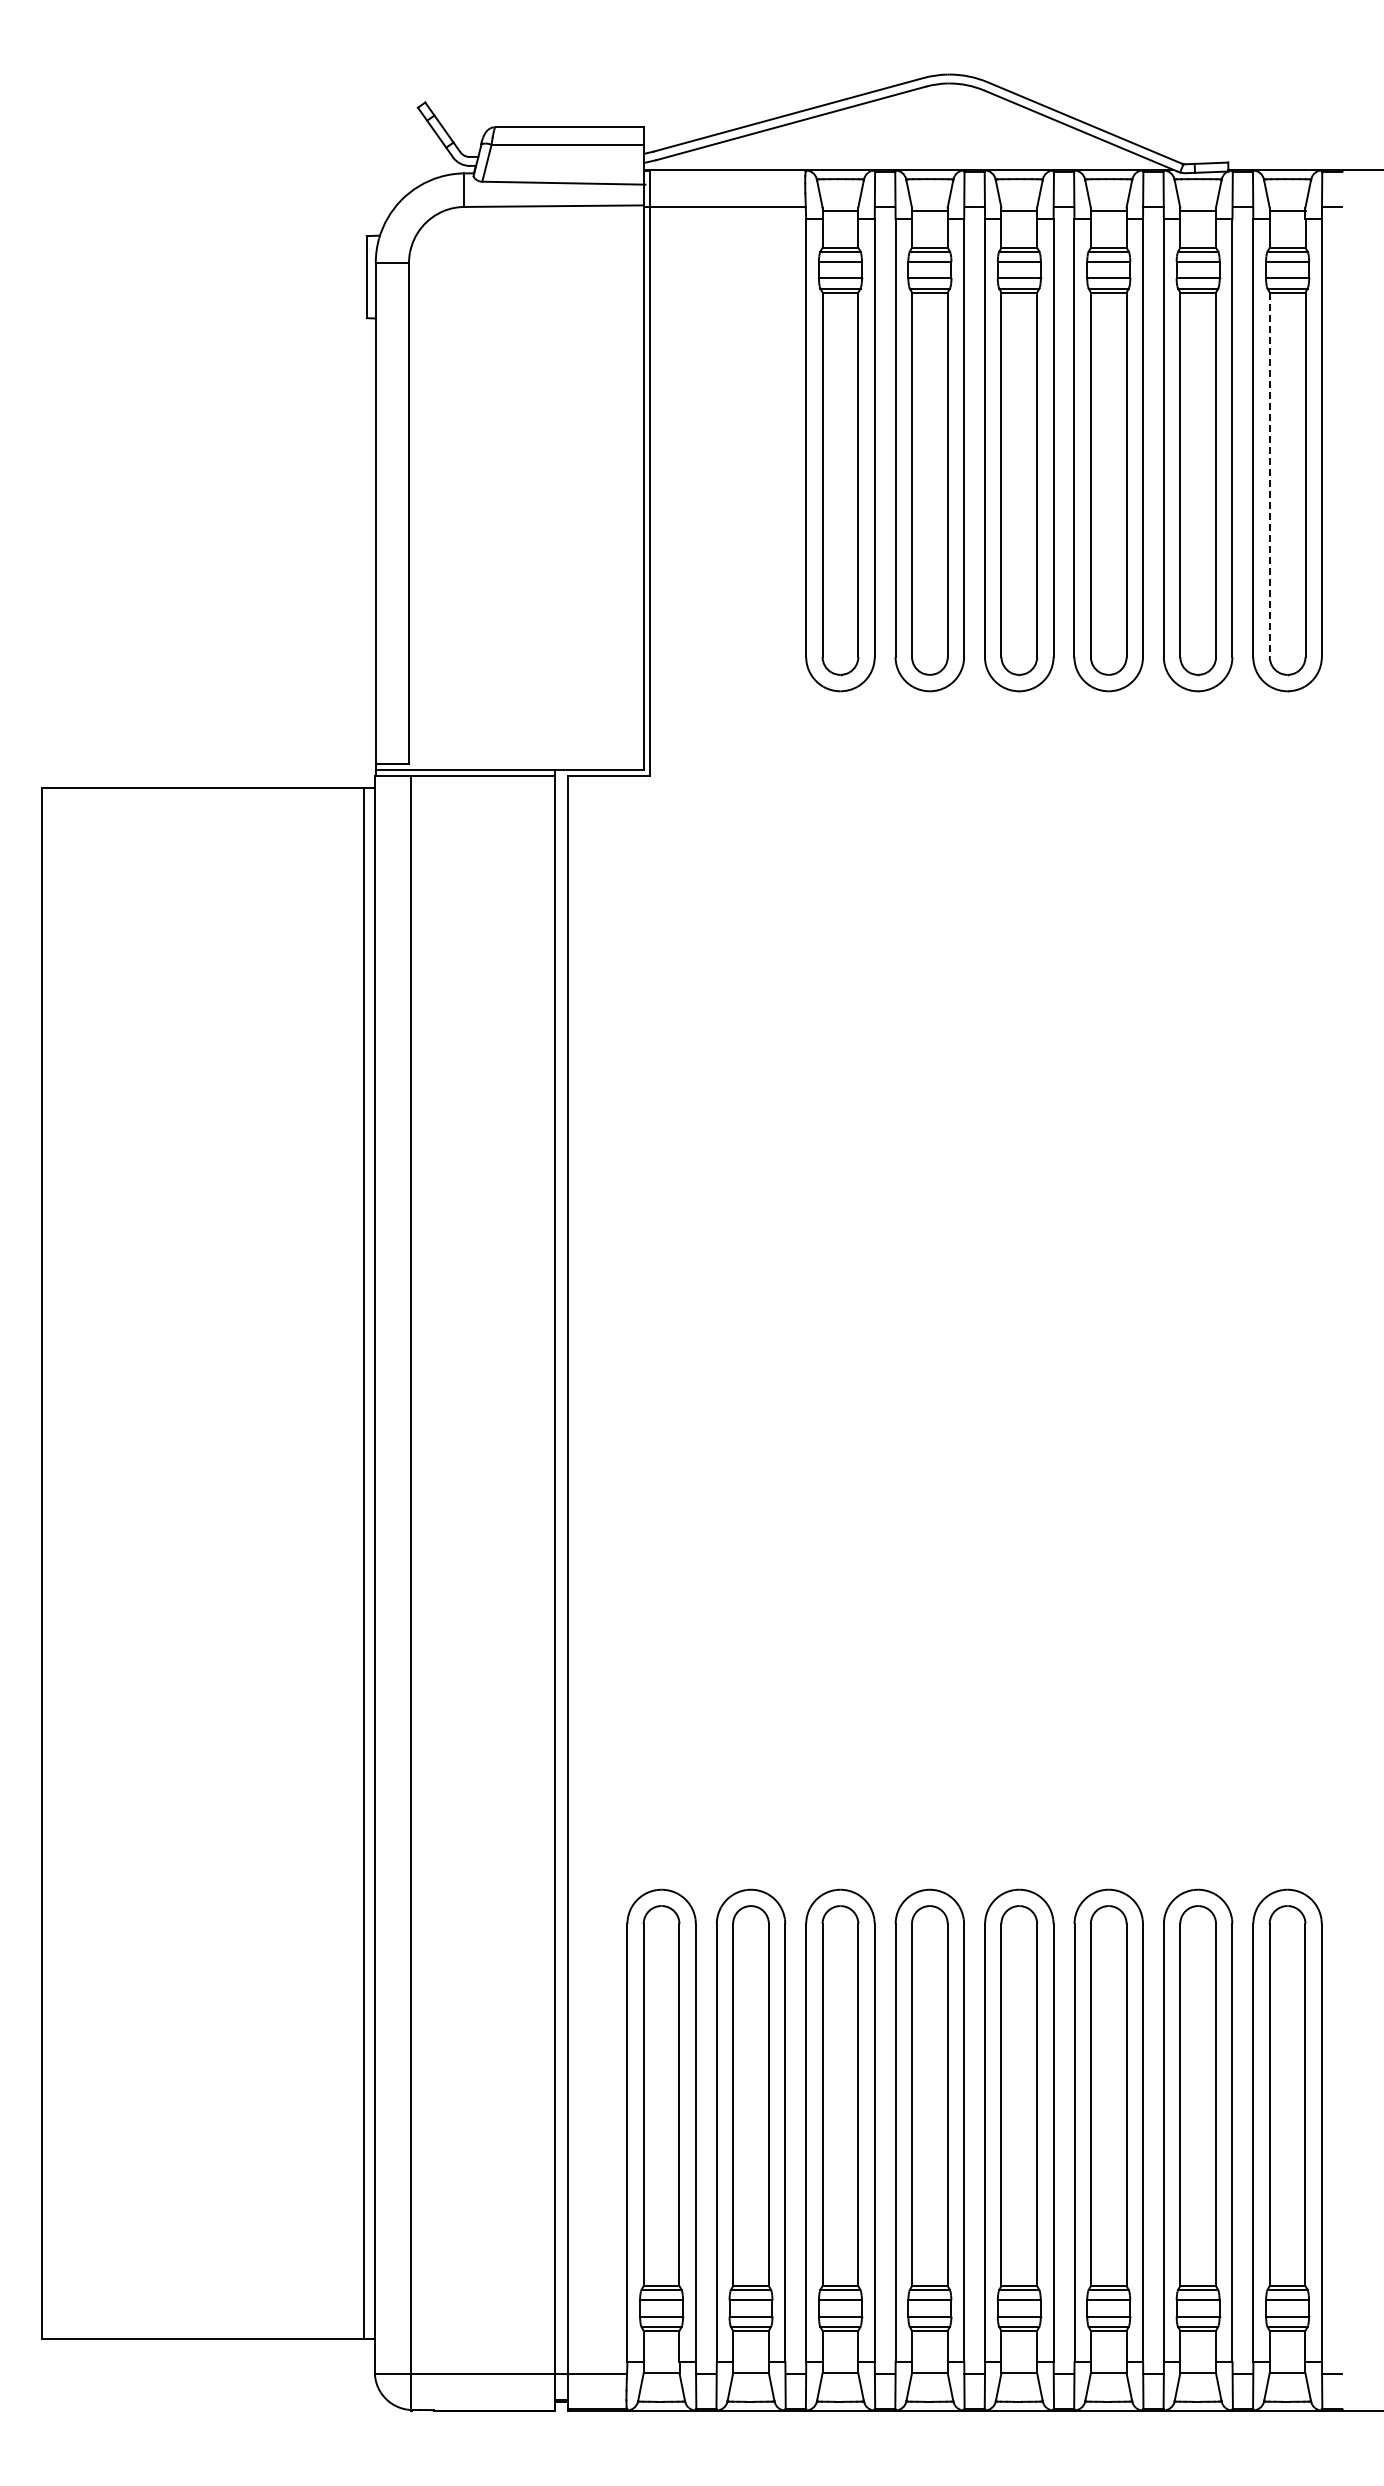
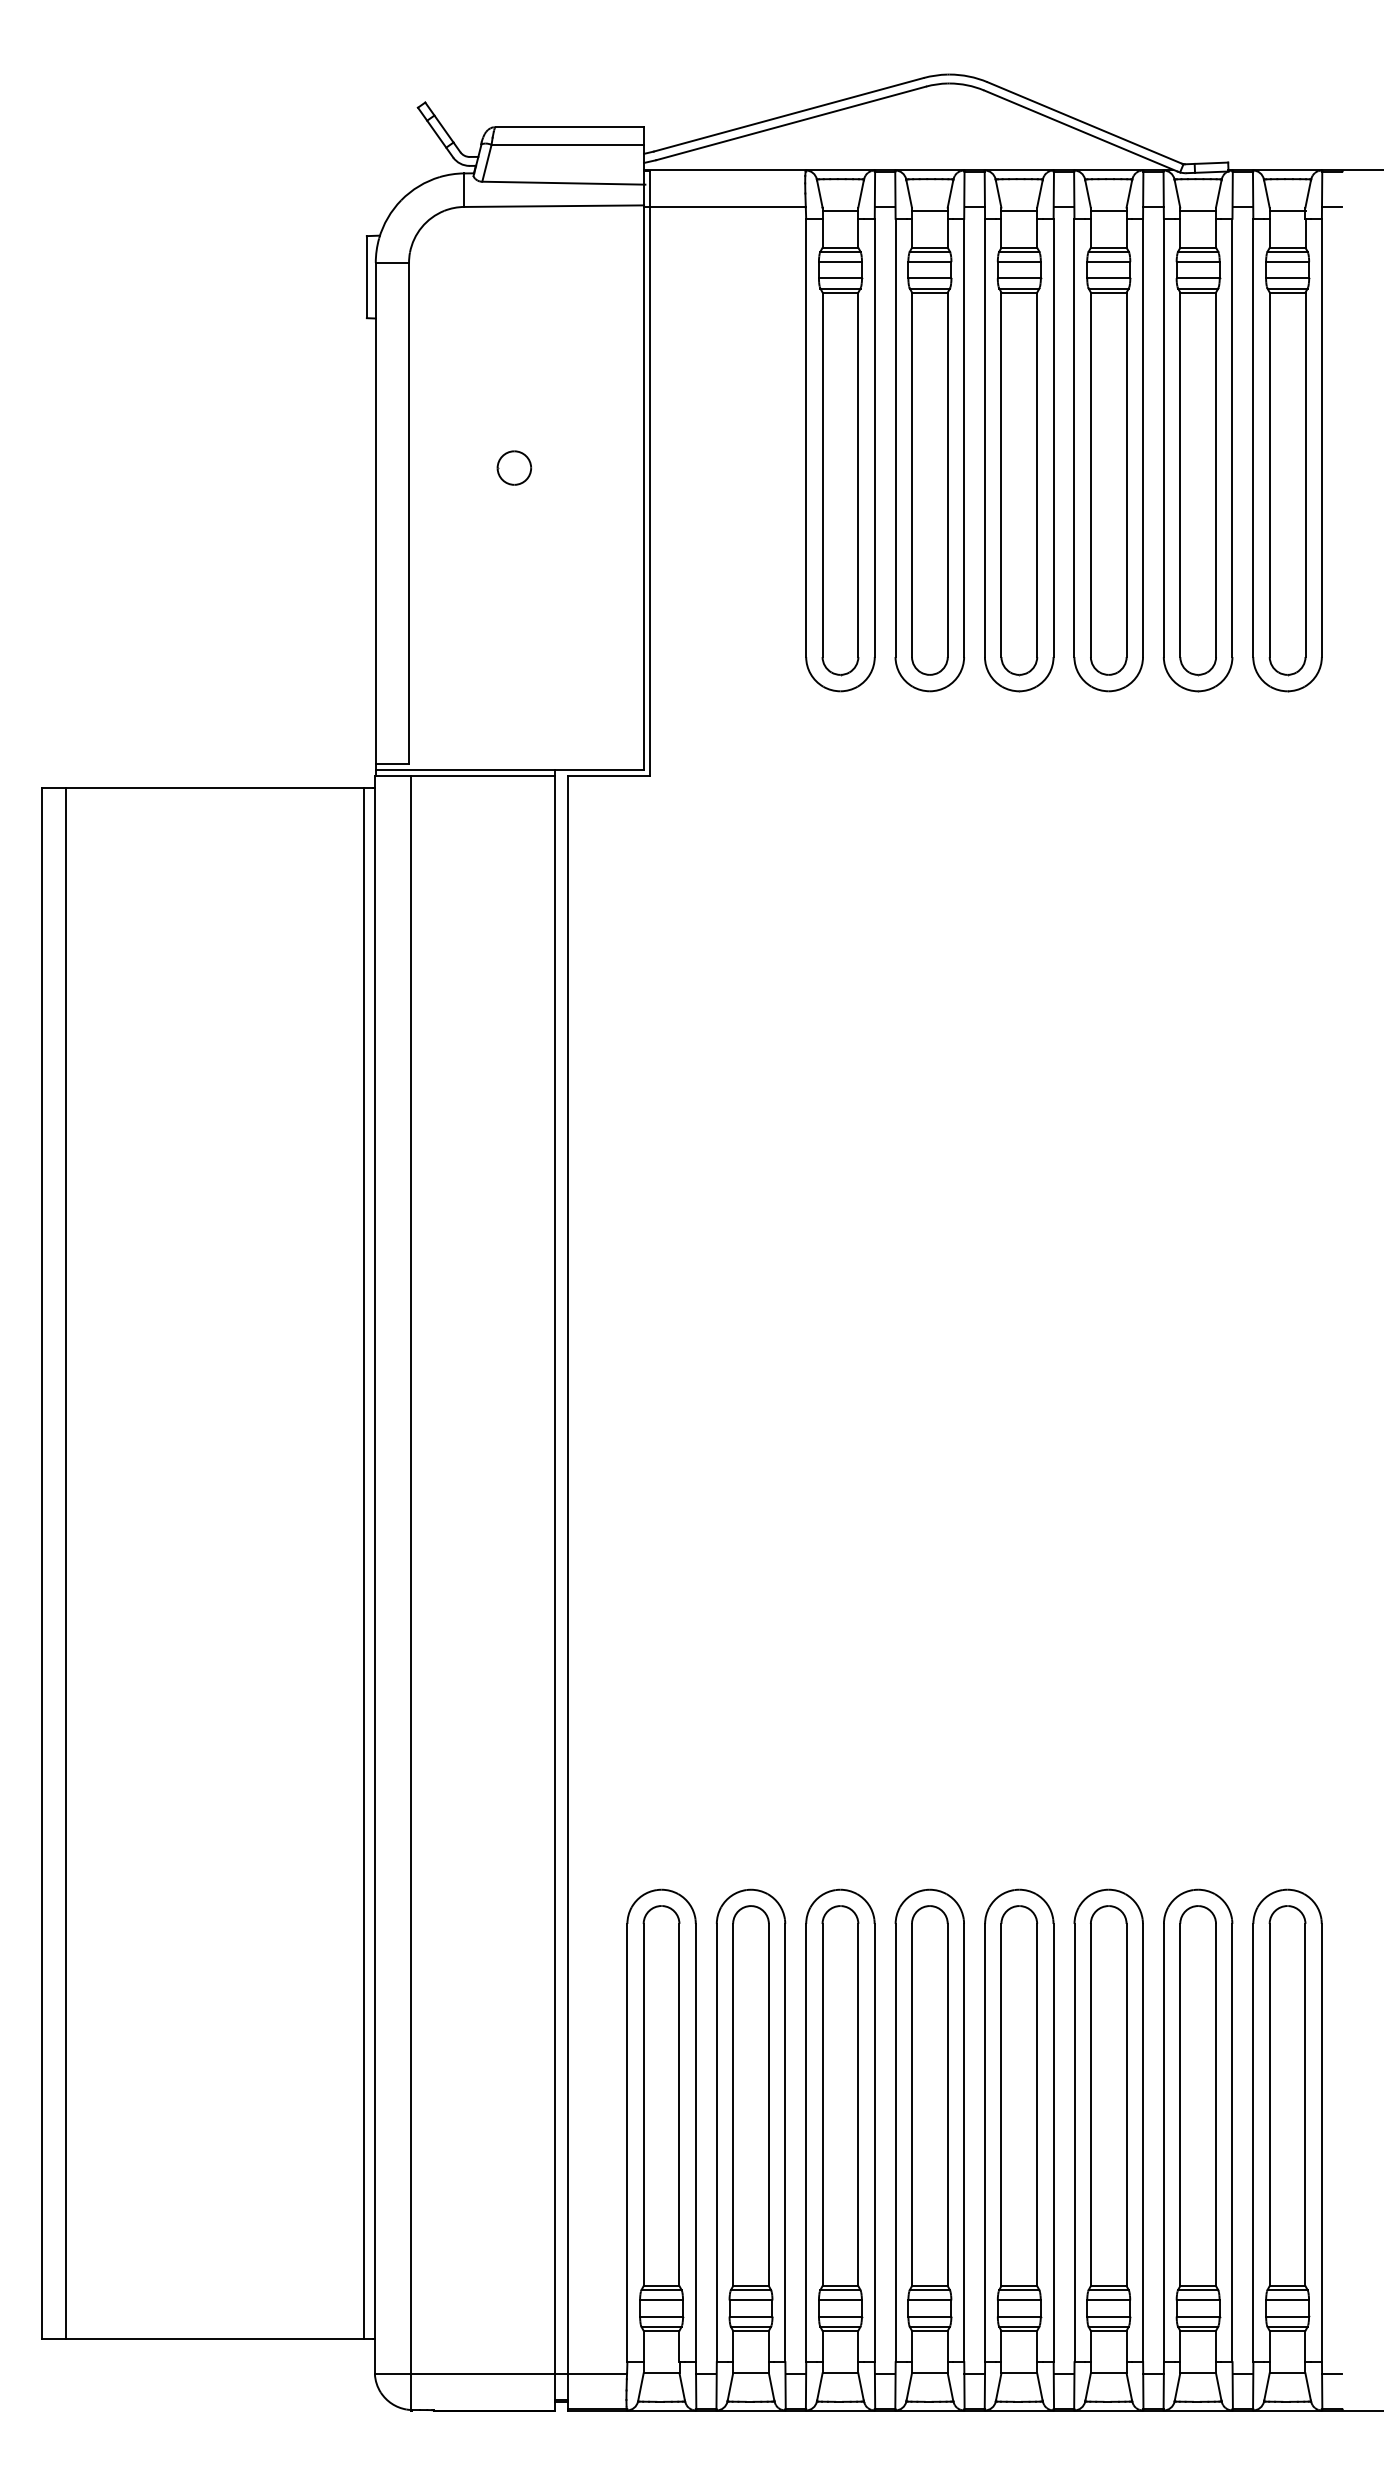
part: none -> present (514, 467)
line: dashed -> solid (1269, 475)
line: none -> present (66, 1562)
